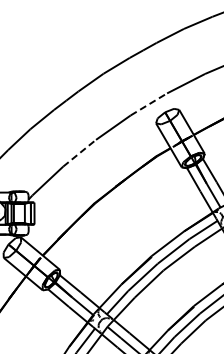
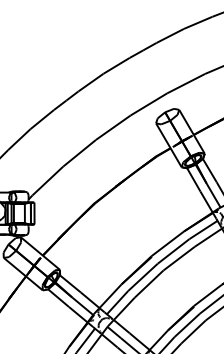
line: dashed -> solid (149, 104)
line: dashed -> solid (80, 152)
